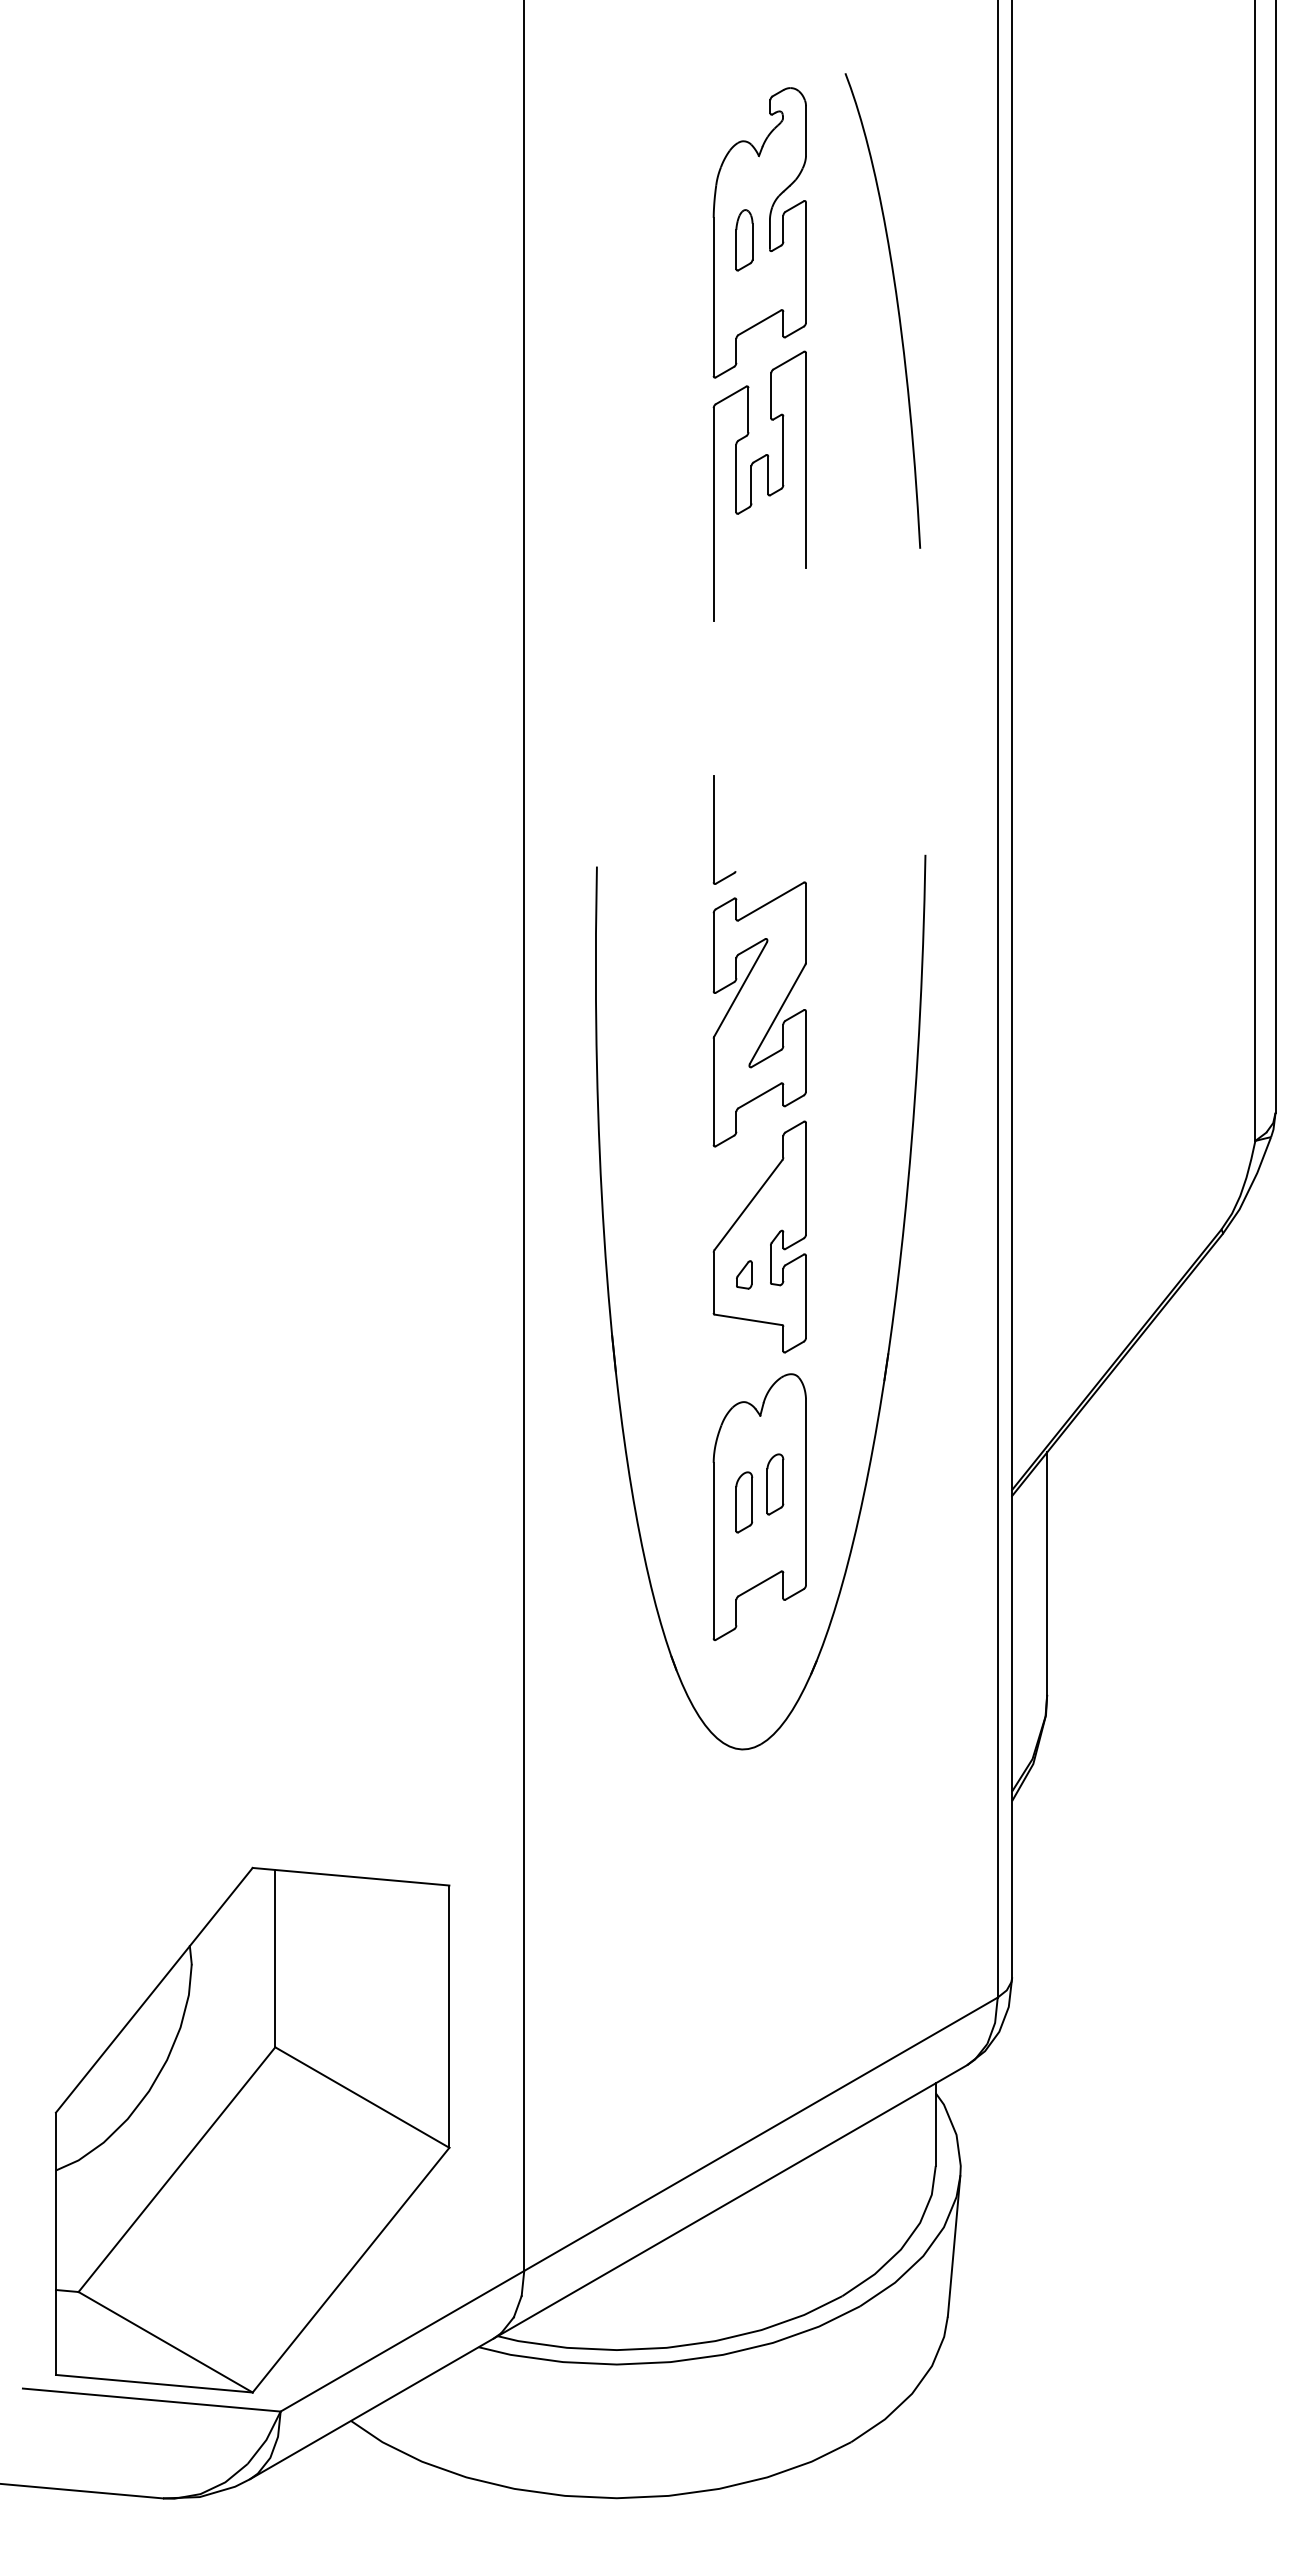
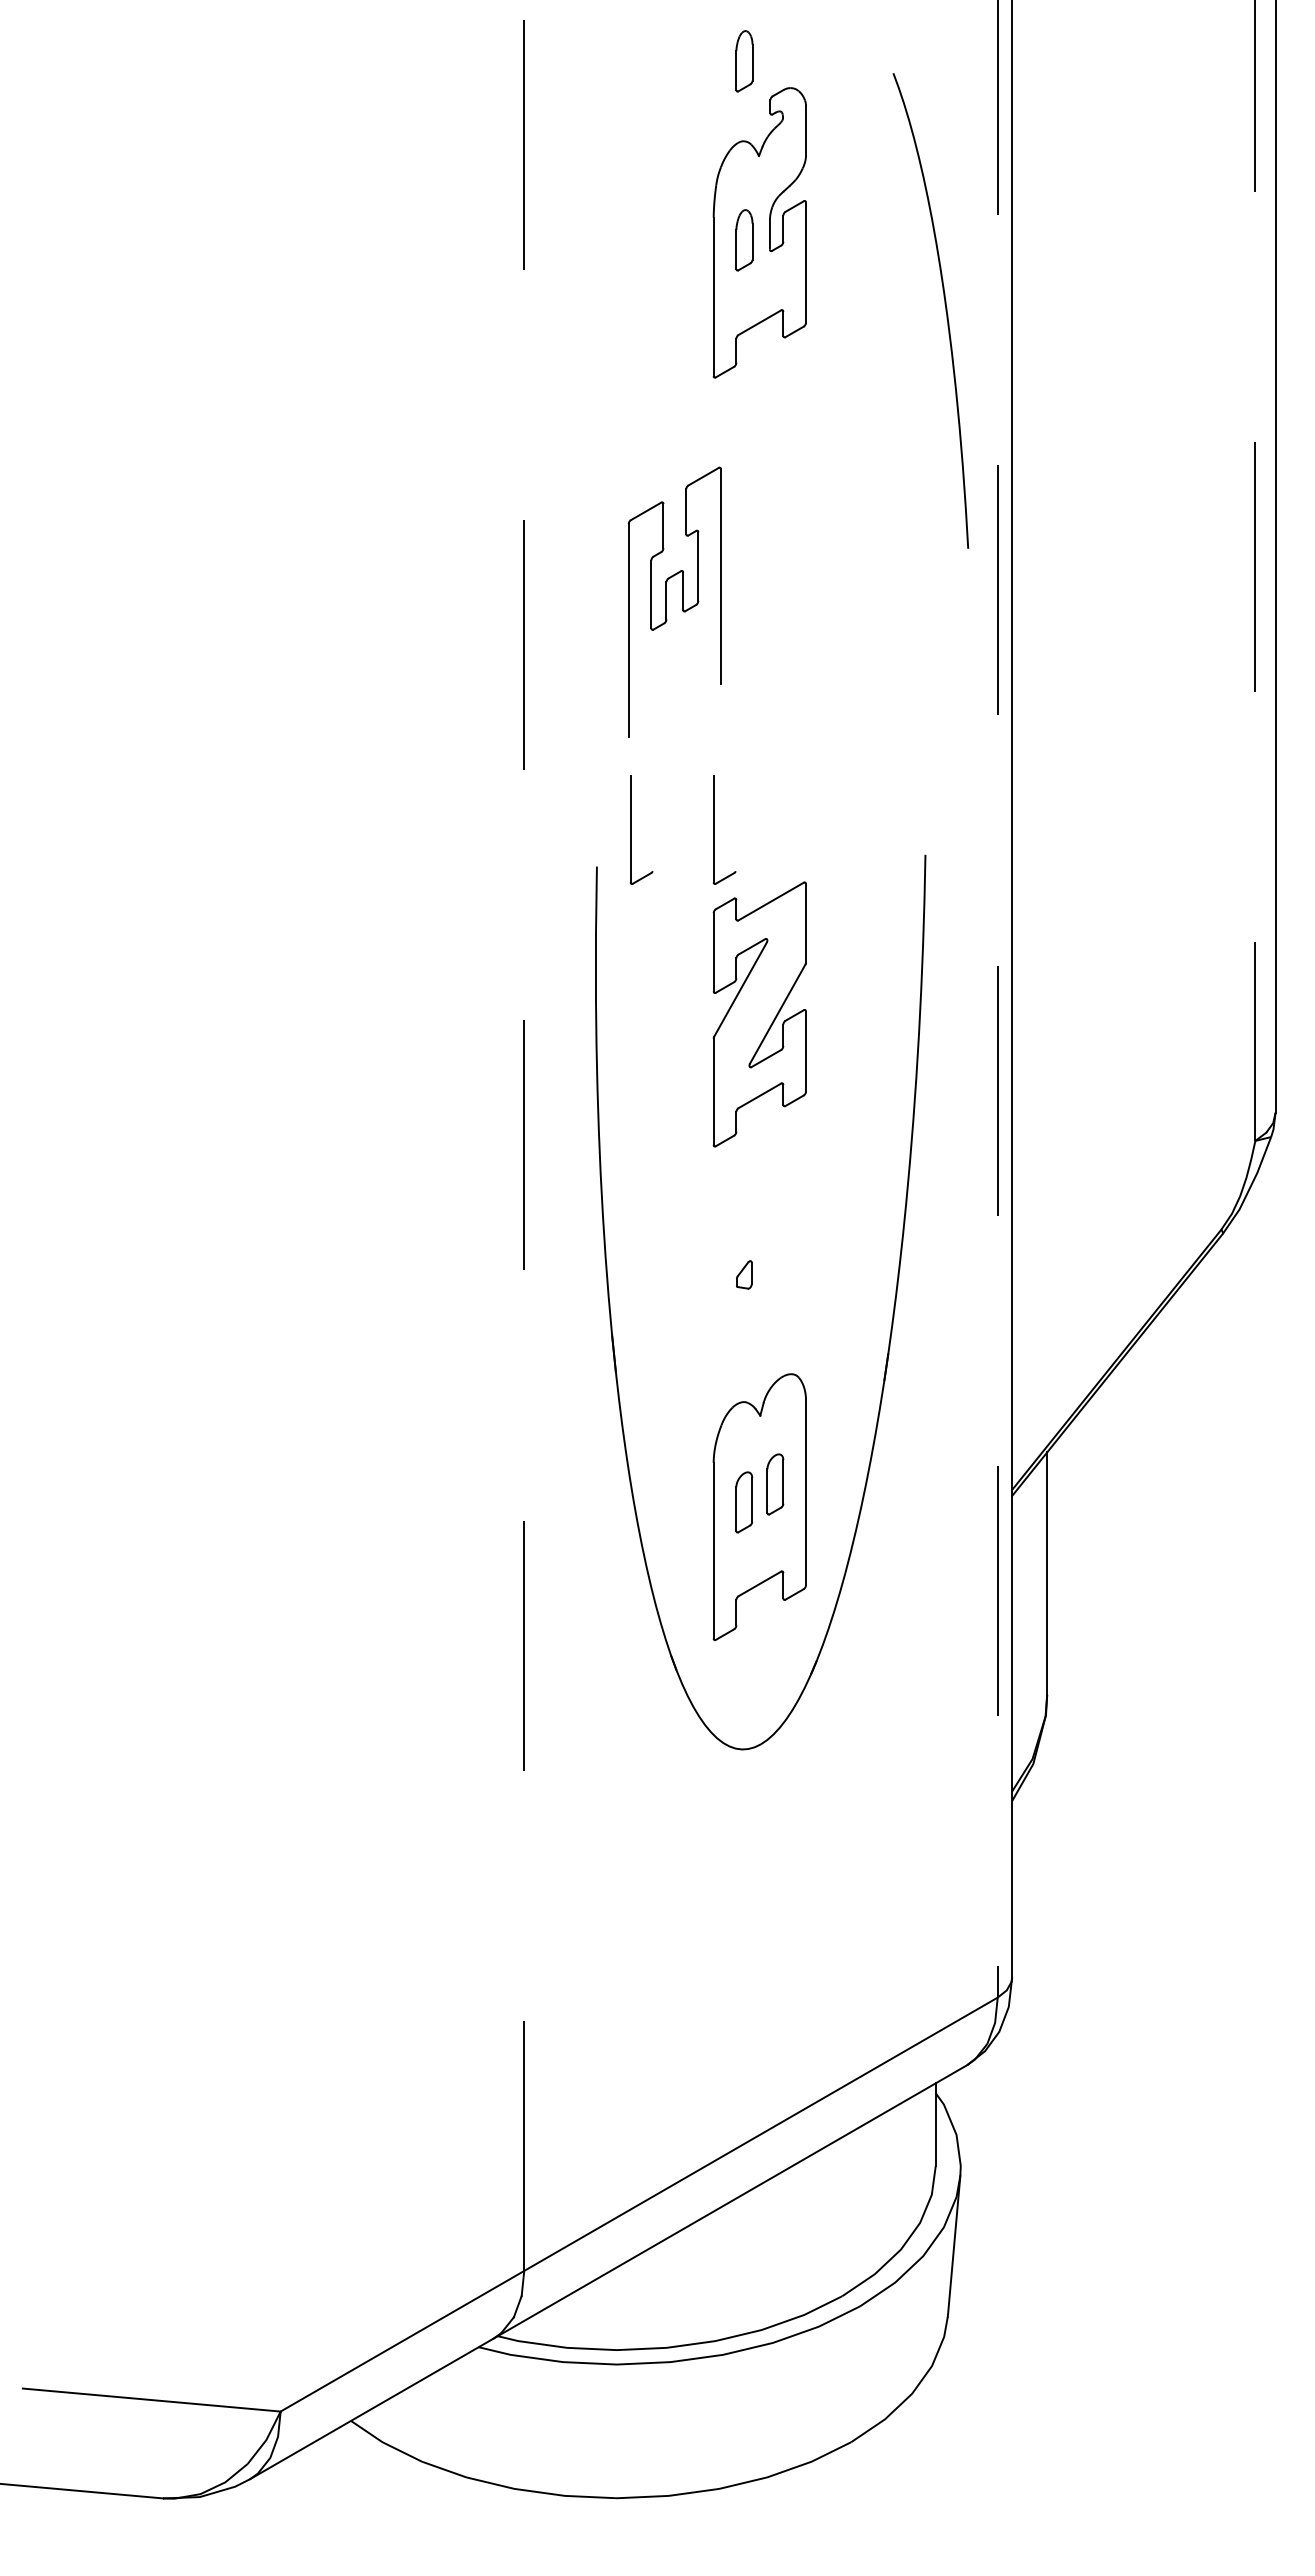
part: none -> present (744, 61)
curve position: (897, 310) -> (945, 310) (945, 310)
part position: (751, 485) -> (666, 601) (666, 601)
line: solid -> dashed (1255, 571)
part: none -> present (631, 829)
line: solid -> dashed (997, 999)
line: solid -> dashed (524, 1135)
part: present -> none (759, 1236)
part: present -> none (252, 2129)
